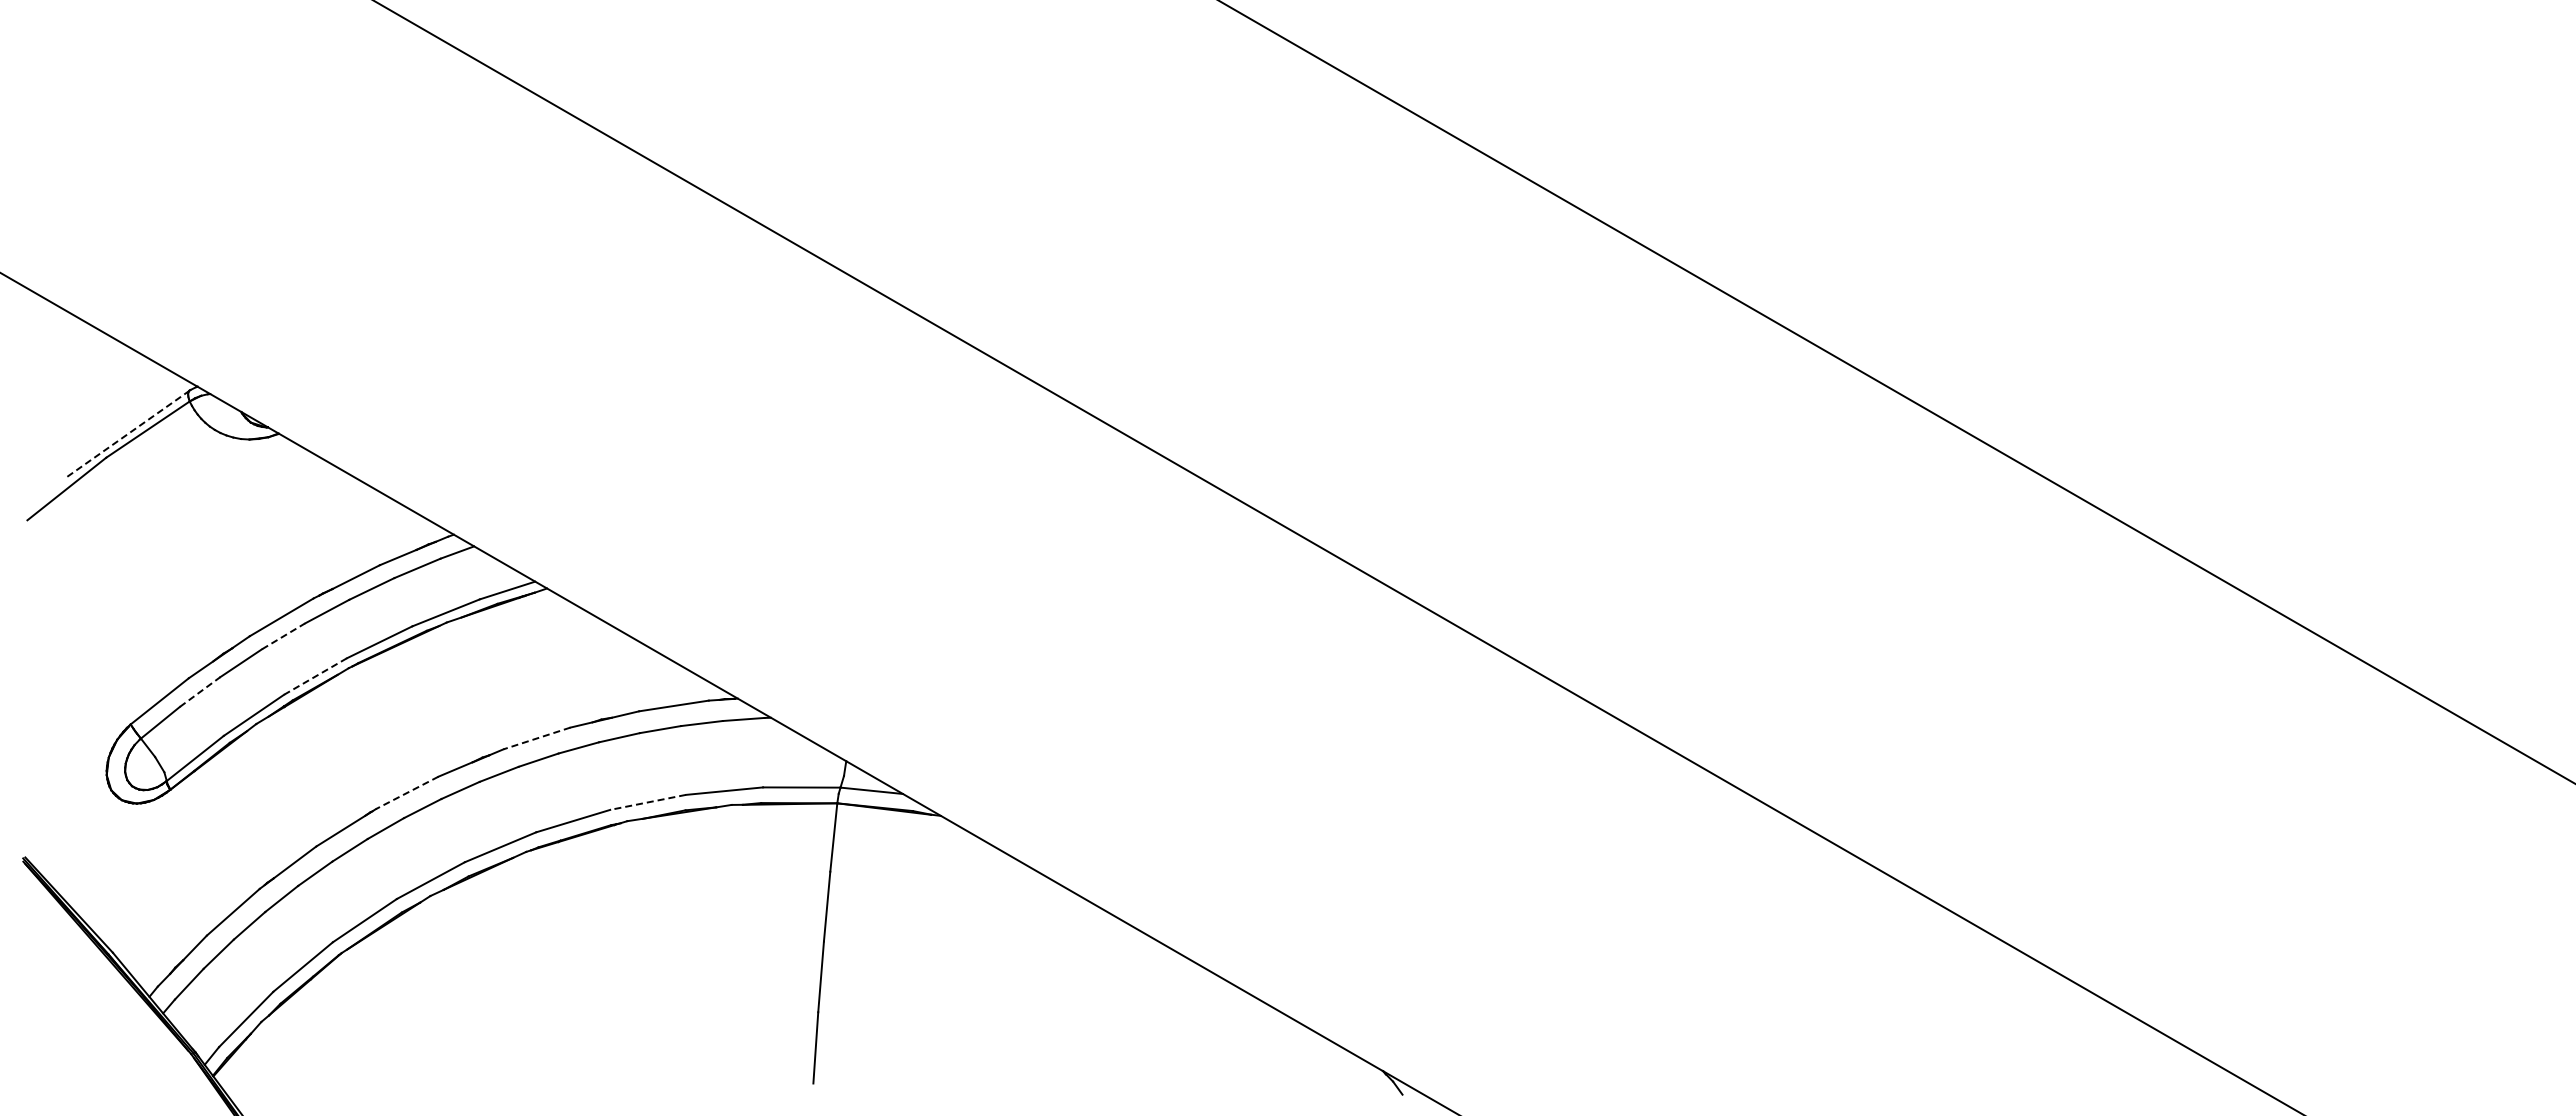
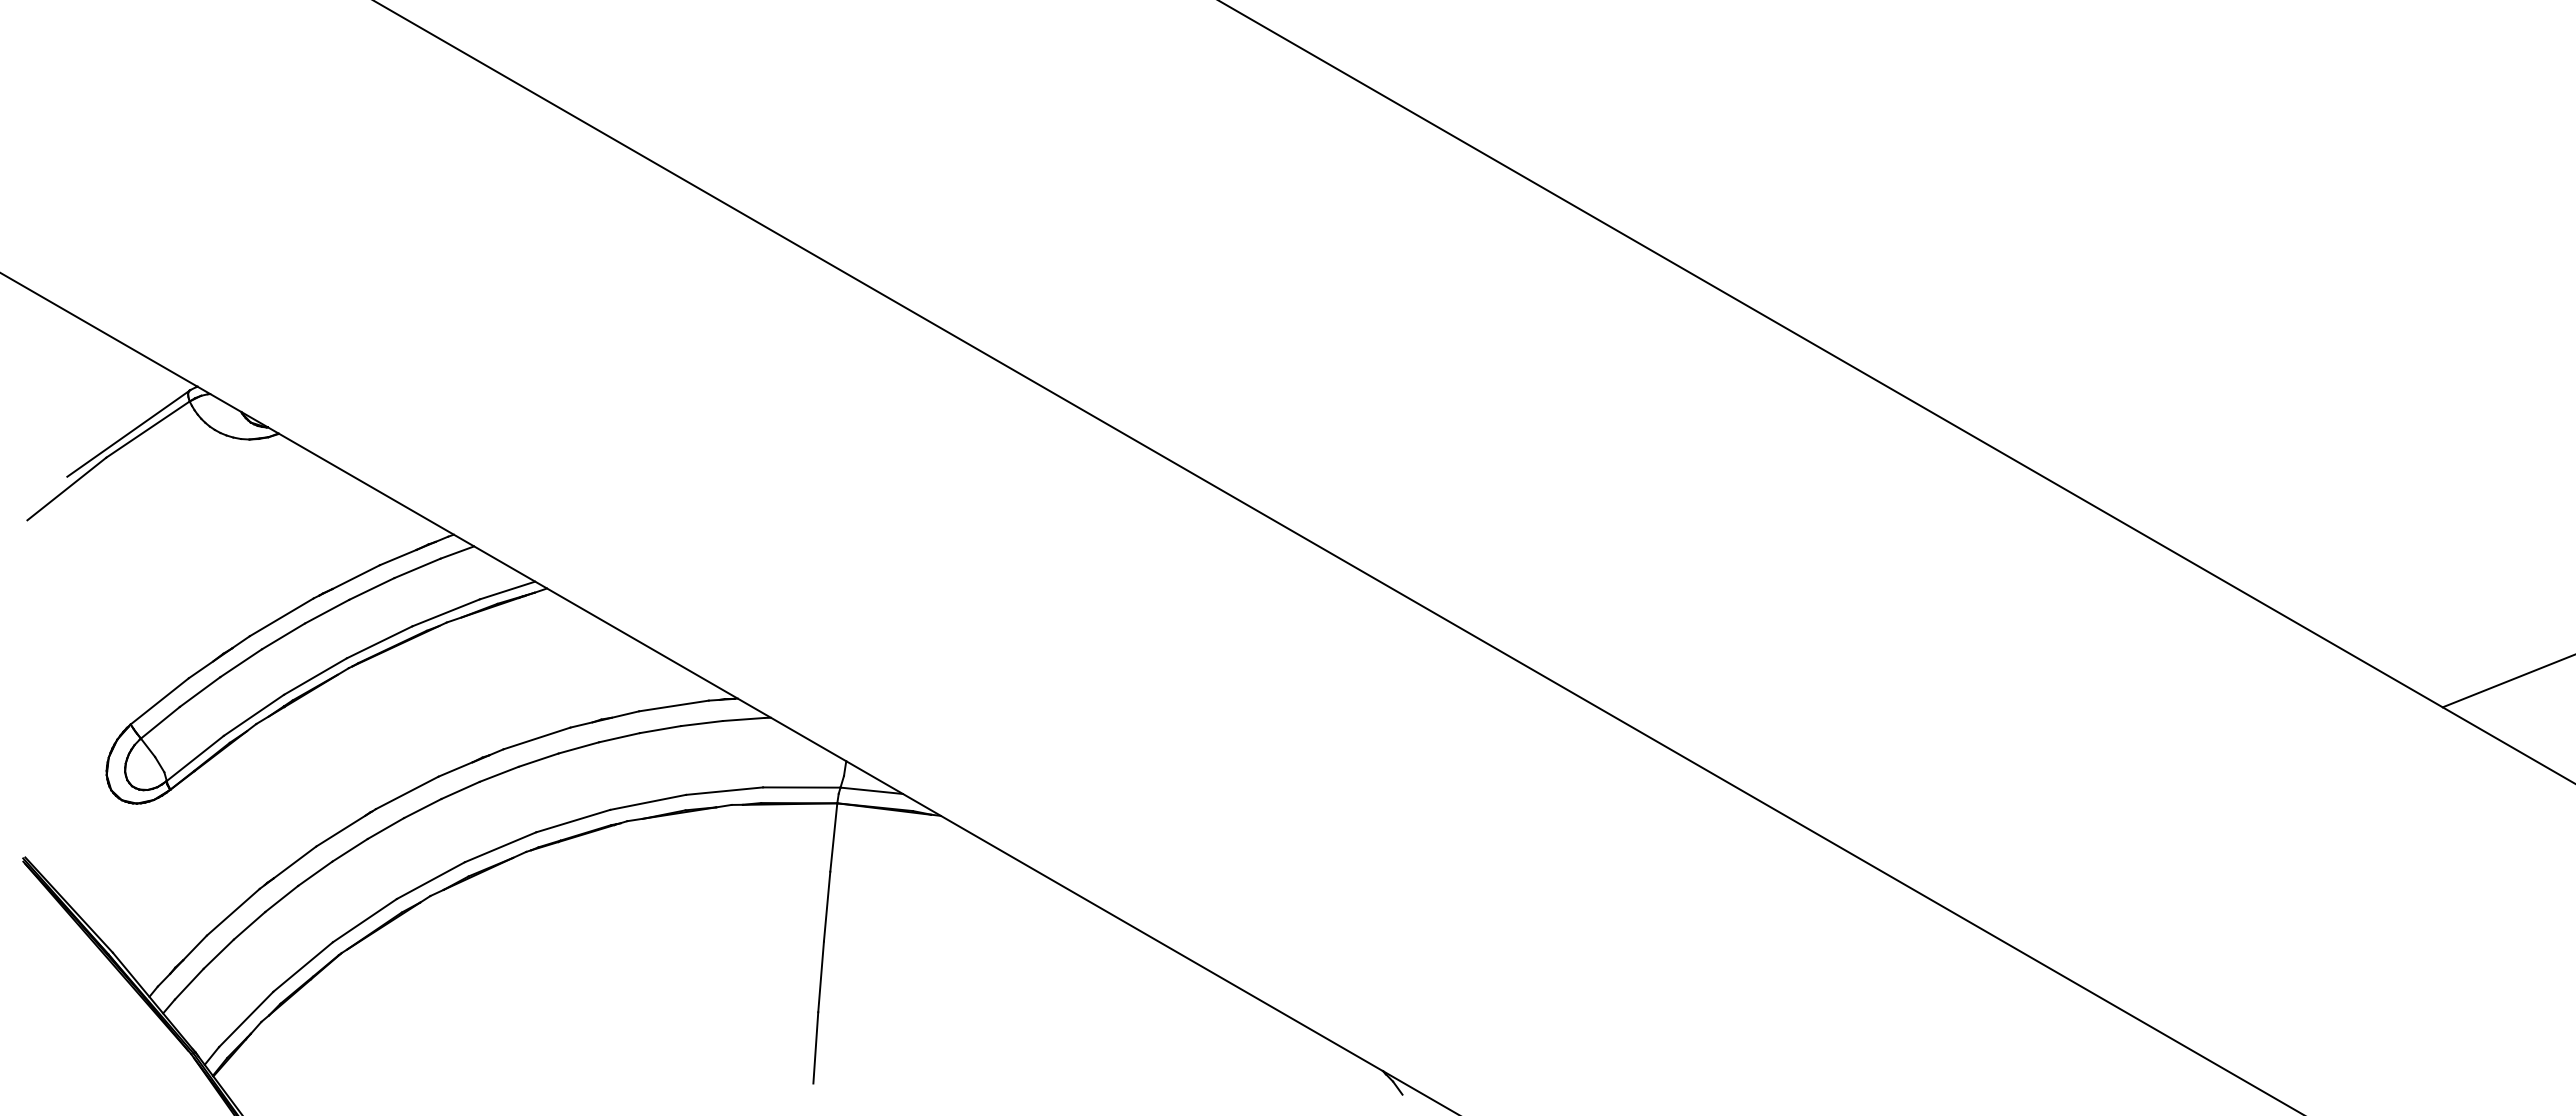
line: dashed -> solid (128, 433)
line: dashed -> solid (283, 636)
line: dashed -> solid (315, 676)
line: none -> present (2507, 681)
line: dashed -> solid (200, 691)
line: dashed -> solid (536, 738)
line: dashed -> solid (406, 793)
line: dashed -> solid (648, 802)
